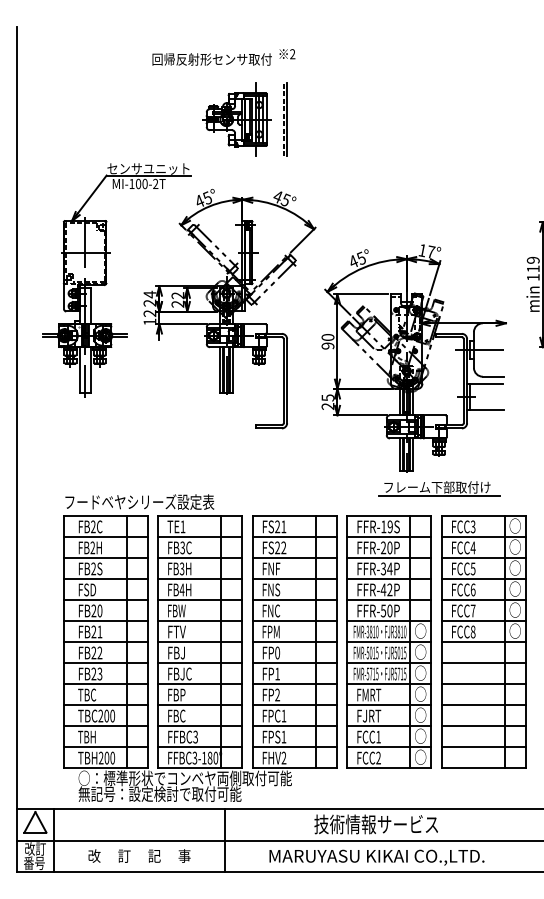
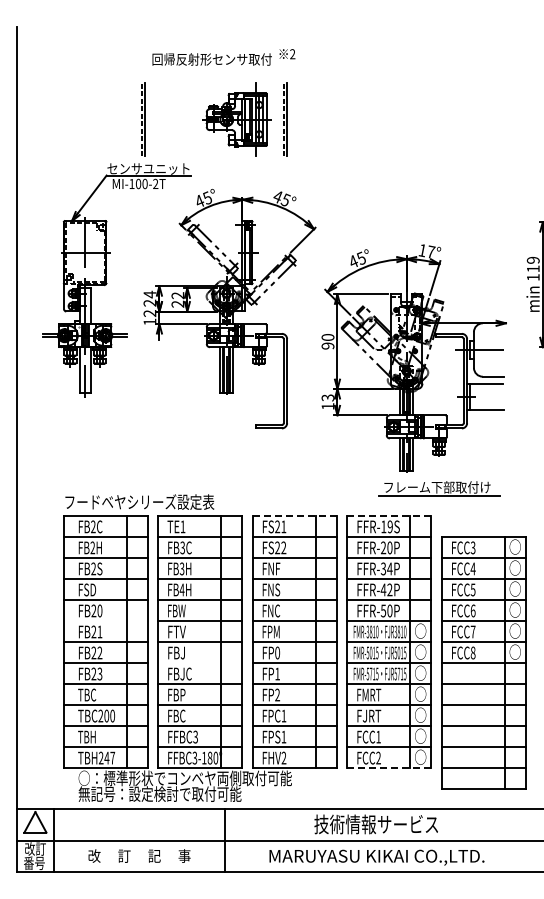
line: none -> present (144, 119)
text: 25 -> 13 (327, 401)
line: solid -> dashed (295, 515)
line: solid -> dashed (389, 515)
line: present -> none (105, 620)
part position: (483, 641) -> (483, 662) (483, 662)
line: present -> none (200, 662)
text: TBH200 -> TBH247 (109, 757)
line: solid -> dashed (389, 768)
